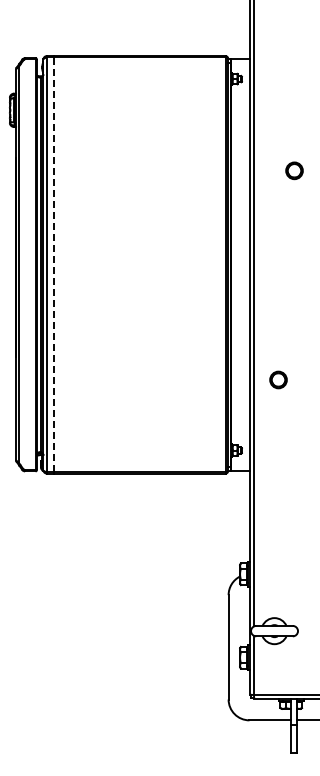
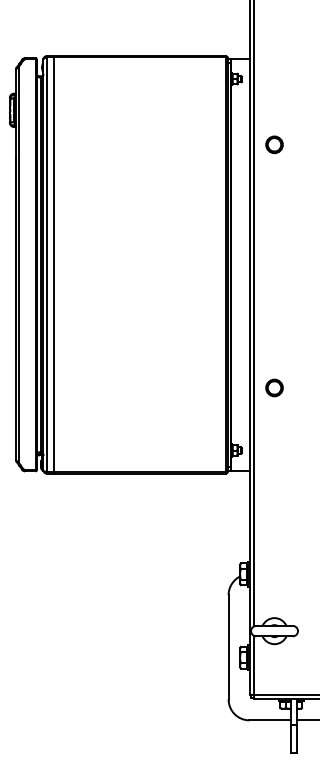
part position: (294, 170) -> (274, 144) (274, 144)
line: dashed -> solid (53, 264)
part position: (278, 379) -> (274, 387) (274, 387)
